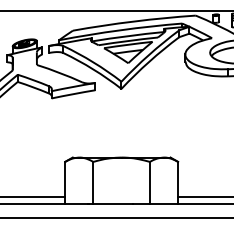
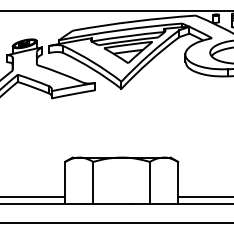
line position: (116, 217) -> (116, 222) (116, 222)
